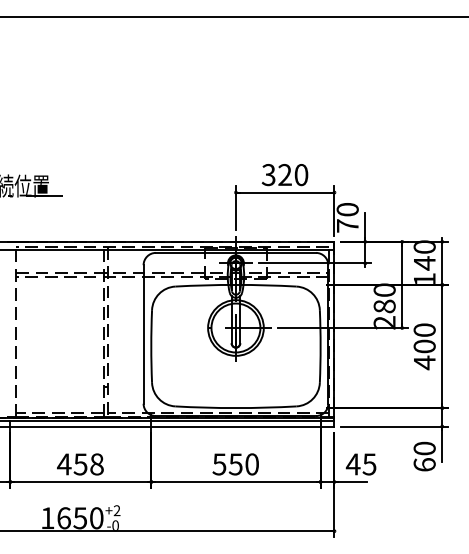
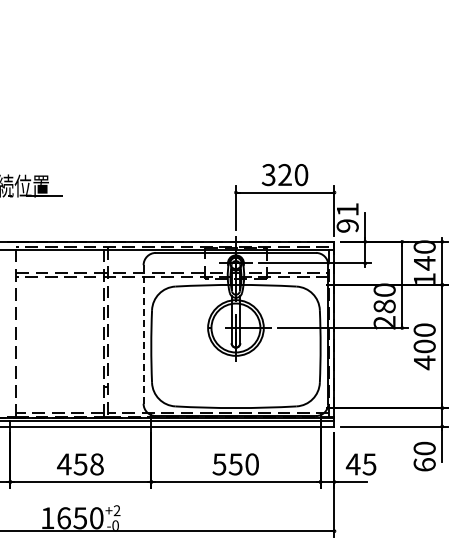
line: present -> none (233, 16)
text: 70 -> 91 (347, 217)
line: solid -> dashed (143, 334)
